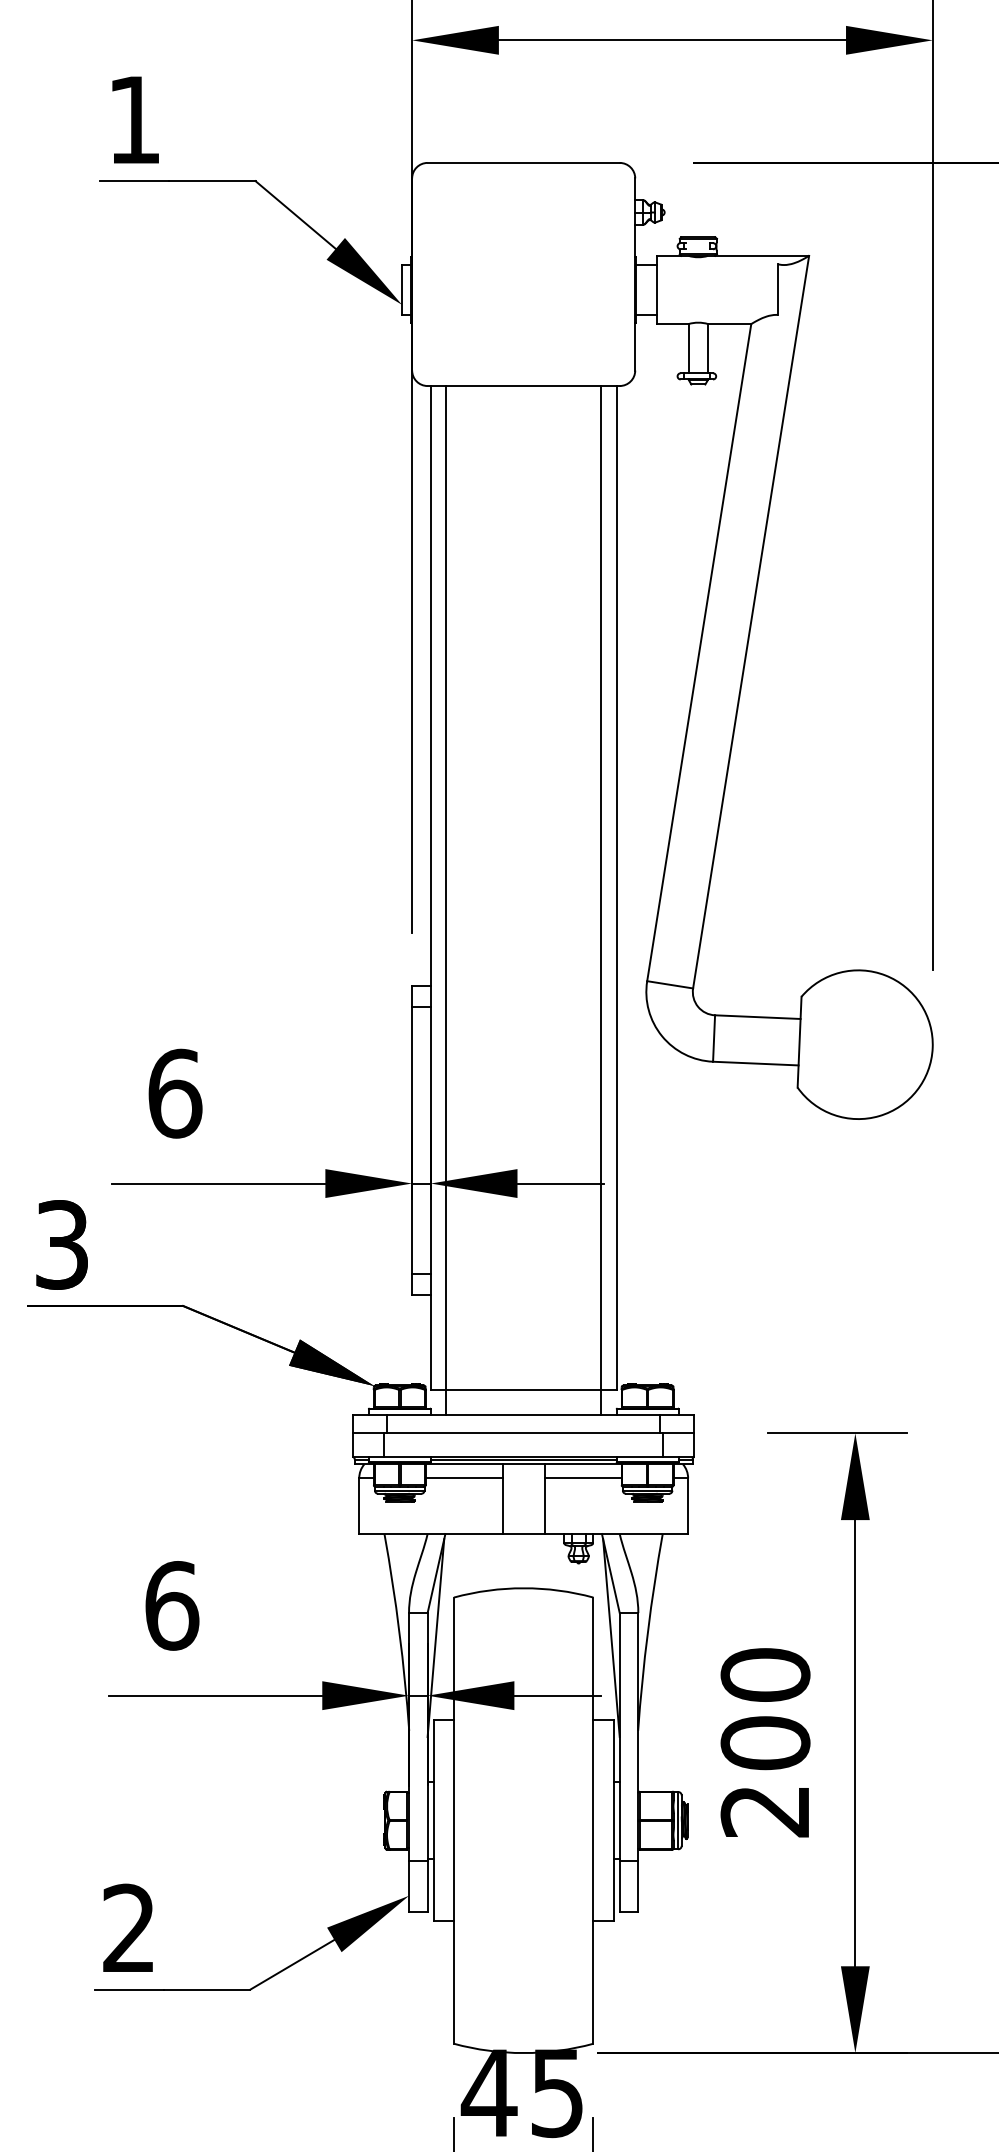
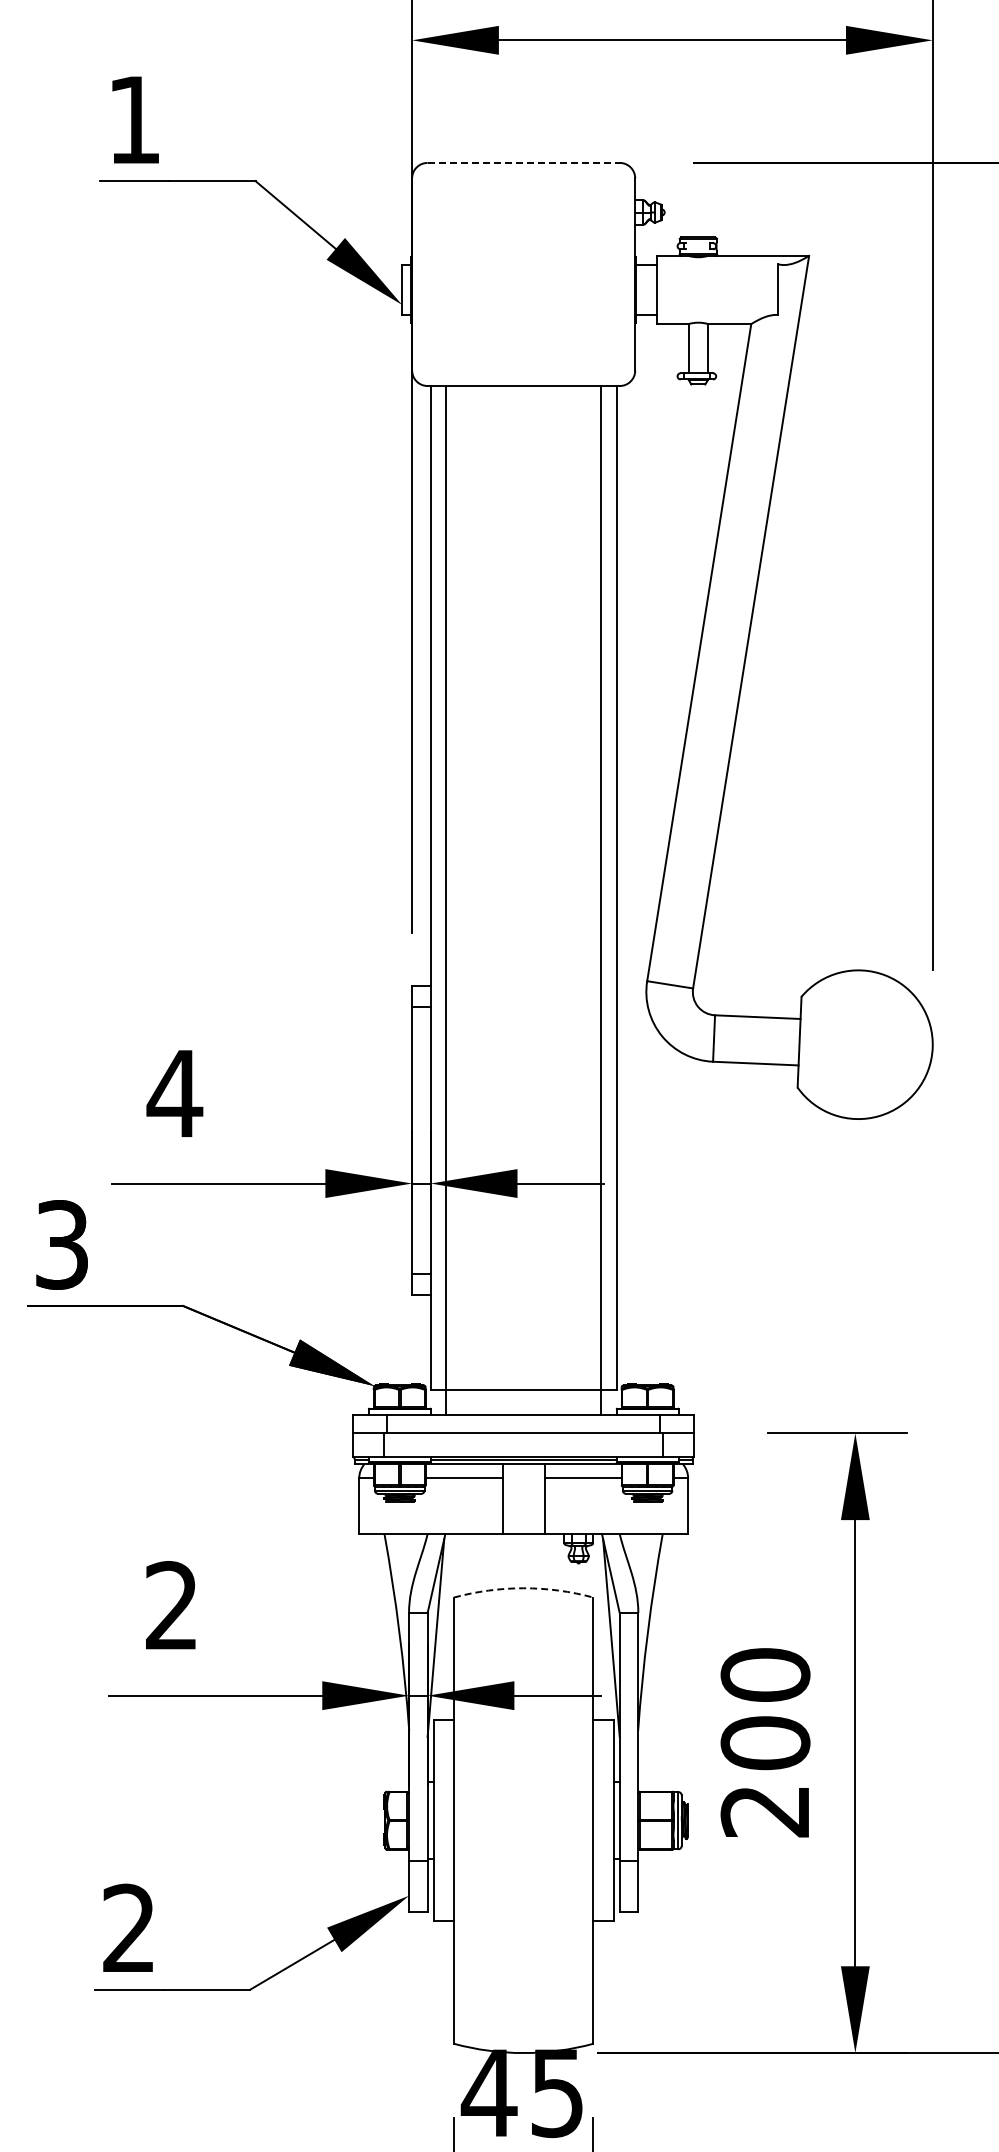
line: solid -> dashed (524, 162)
text: 6 -> 4 (174, 1093)
arc: solid -> dashed (523, 1588)
text: 6 -> 2 (172, 1605)
